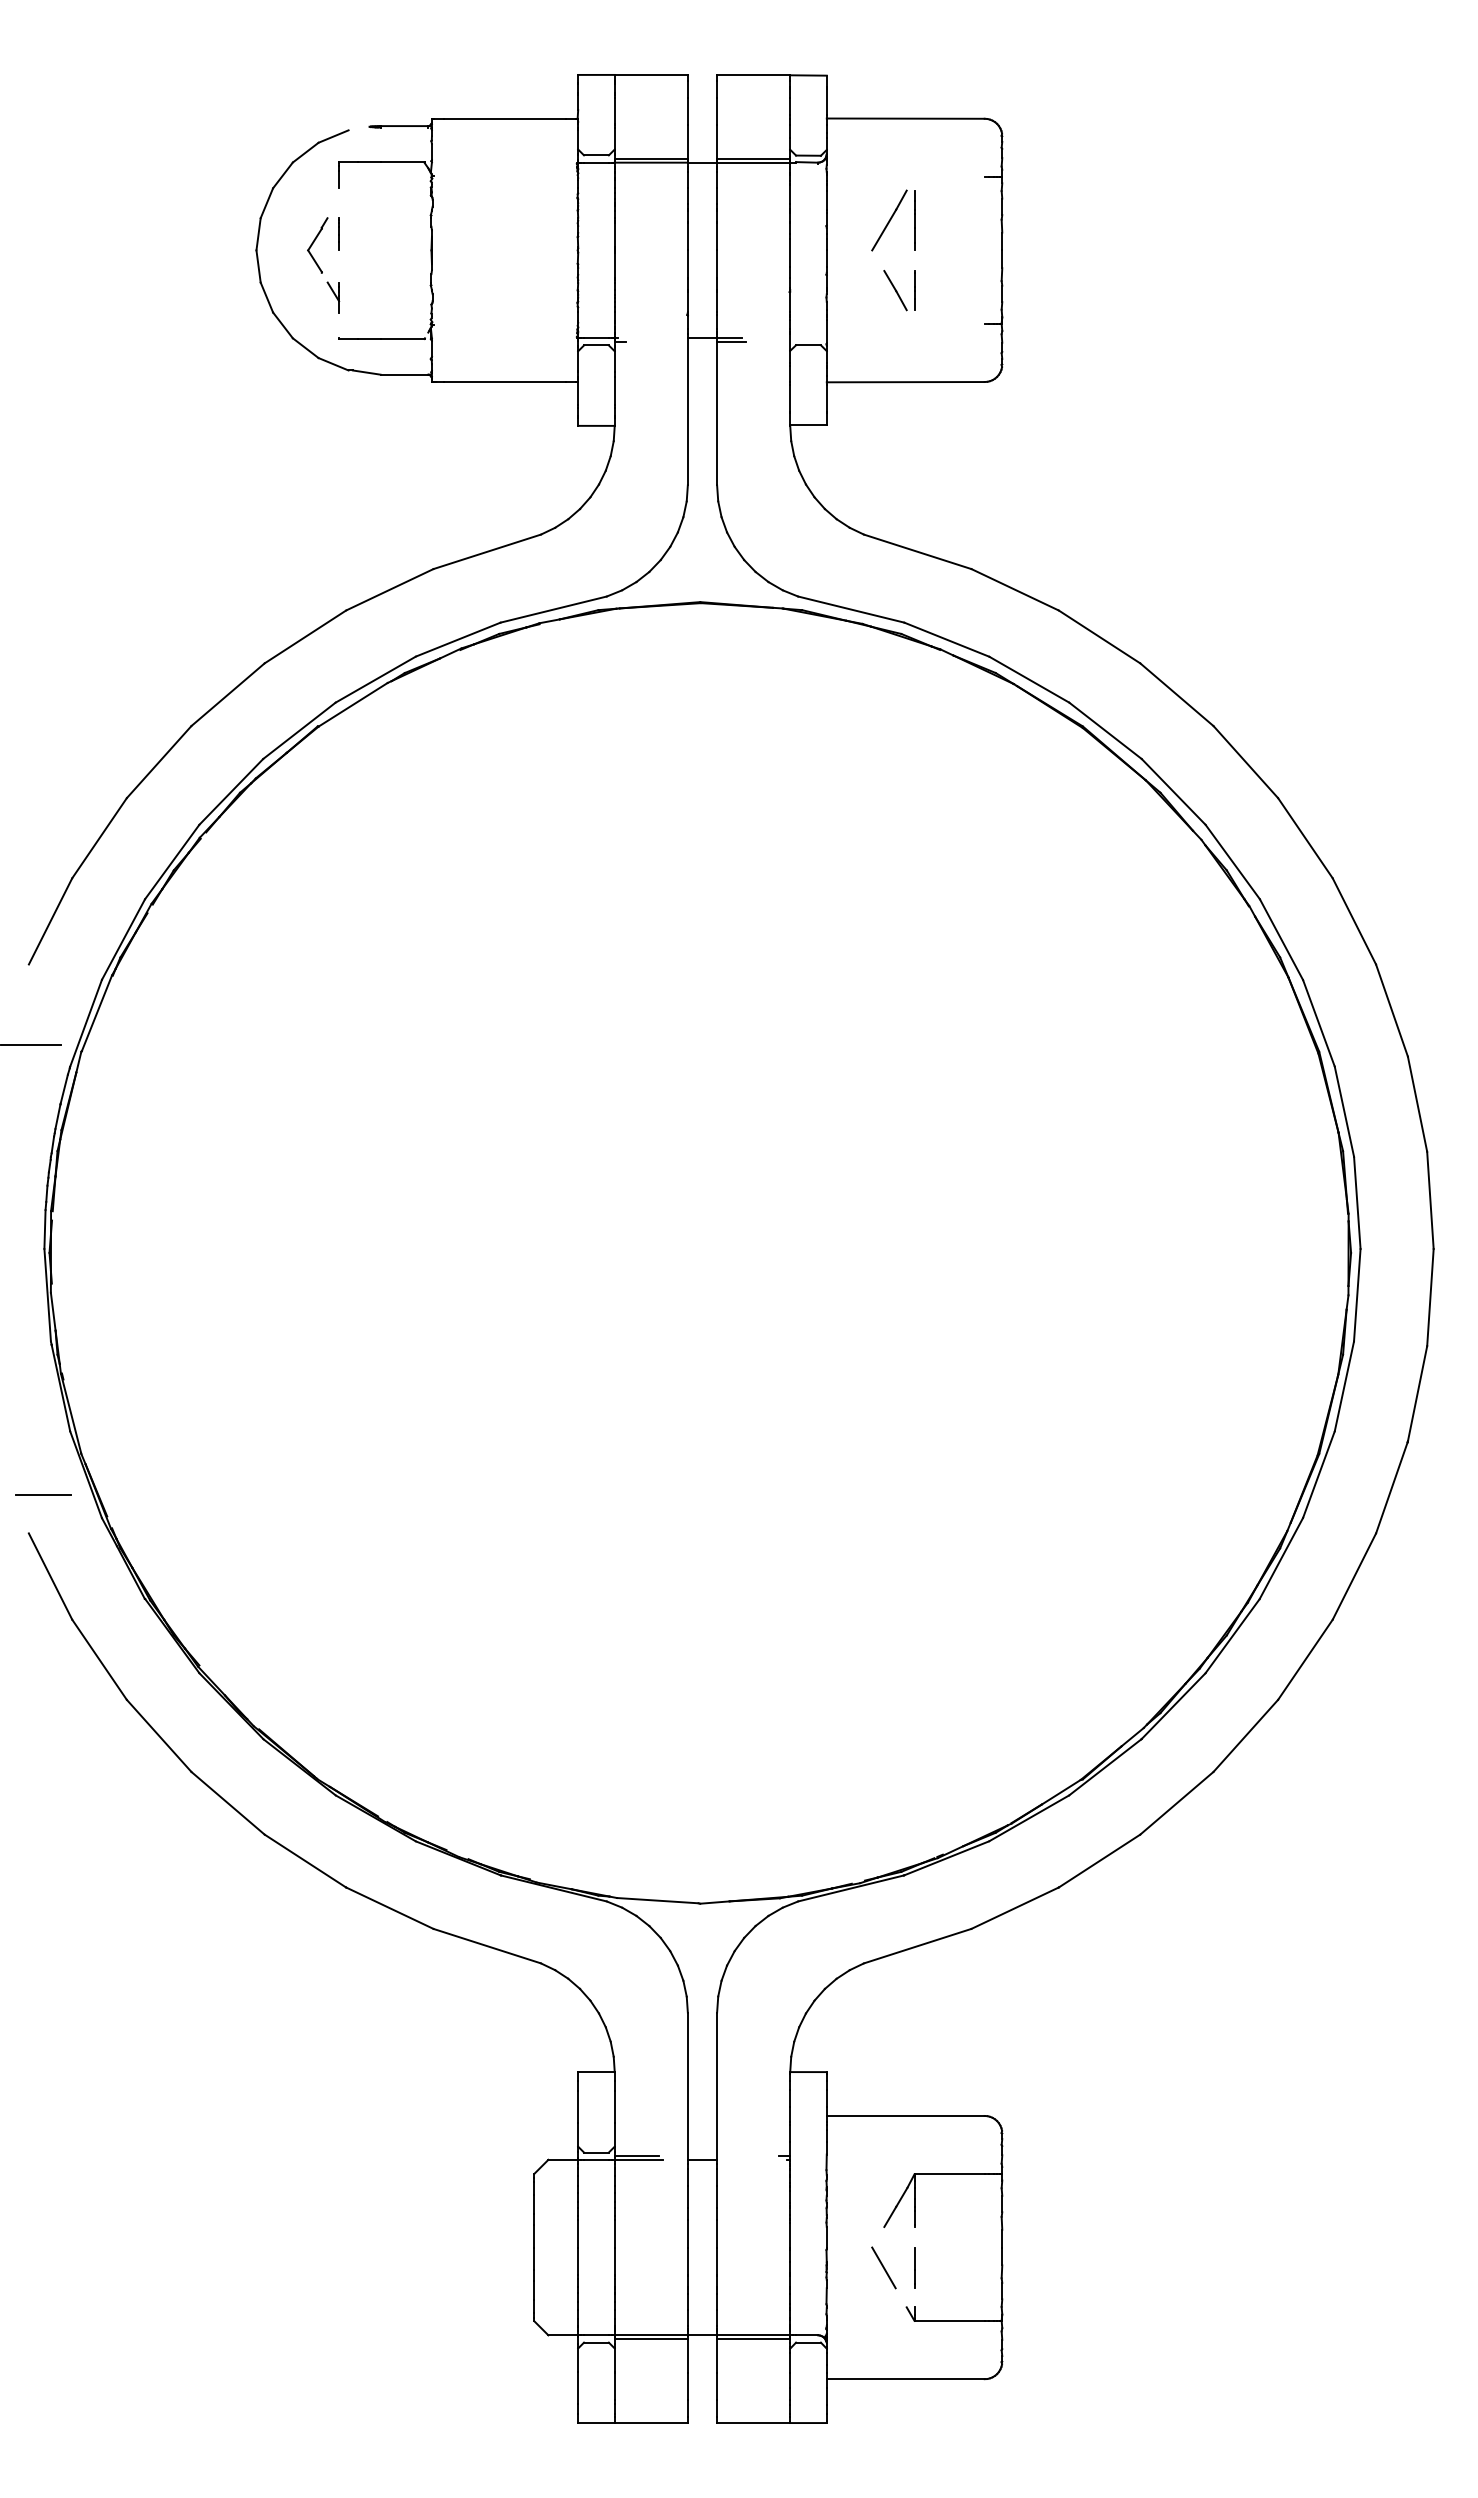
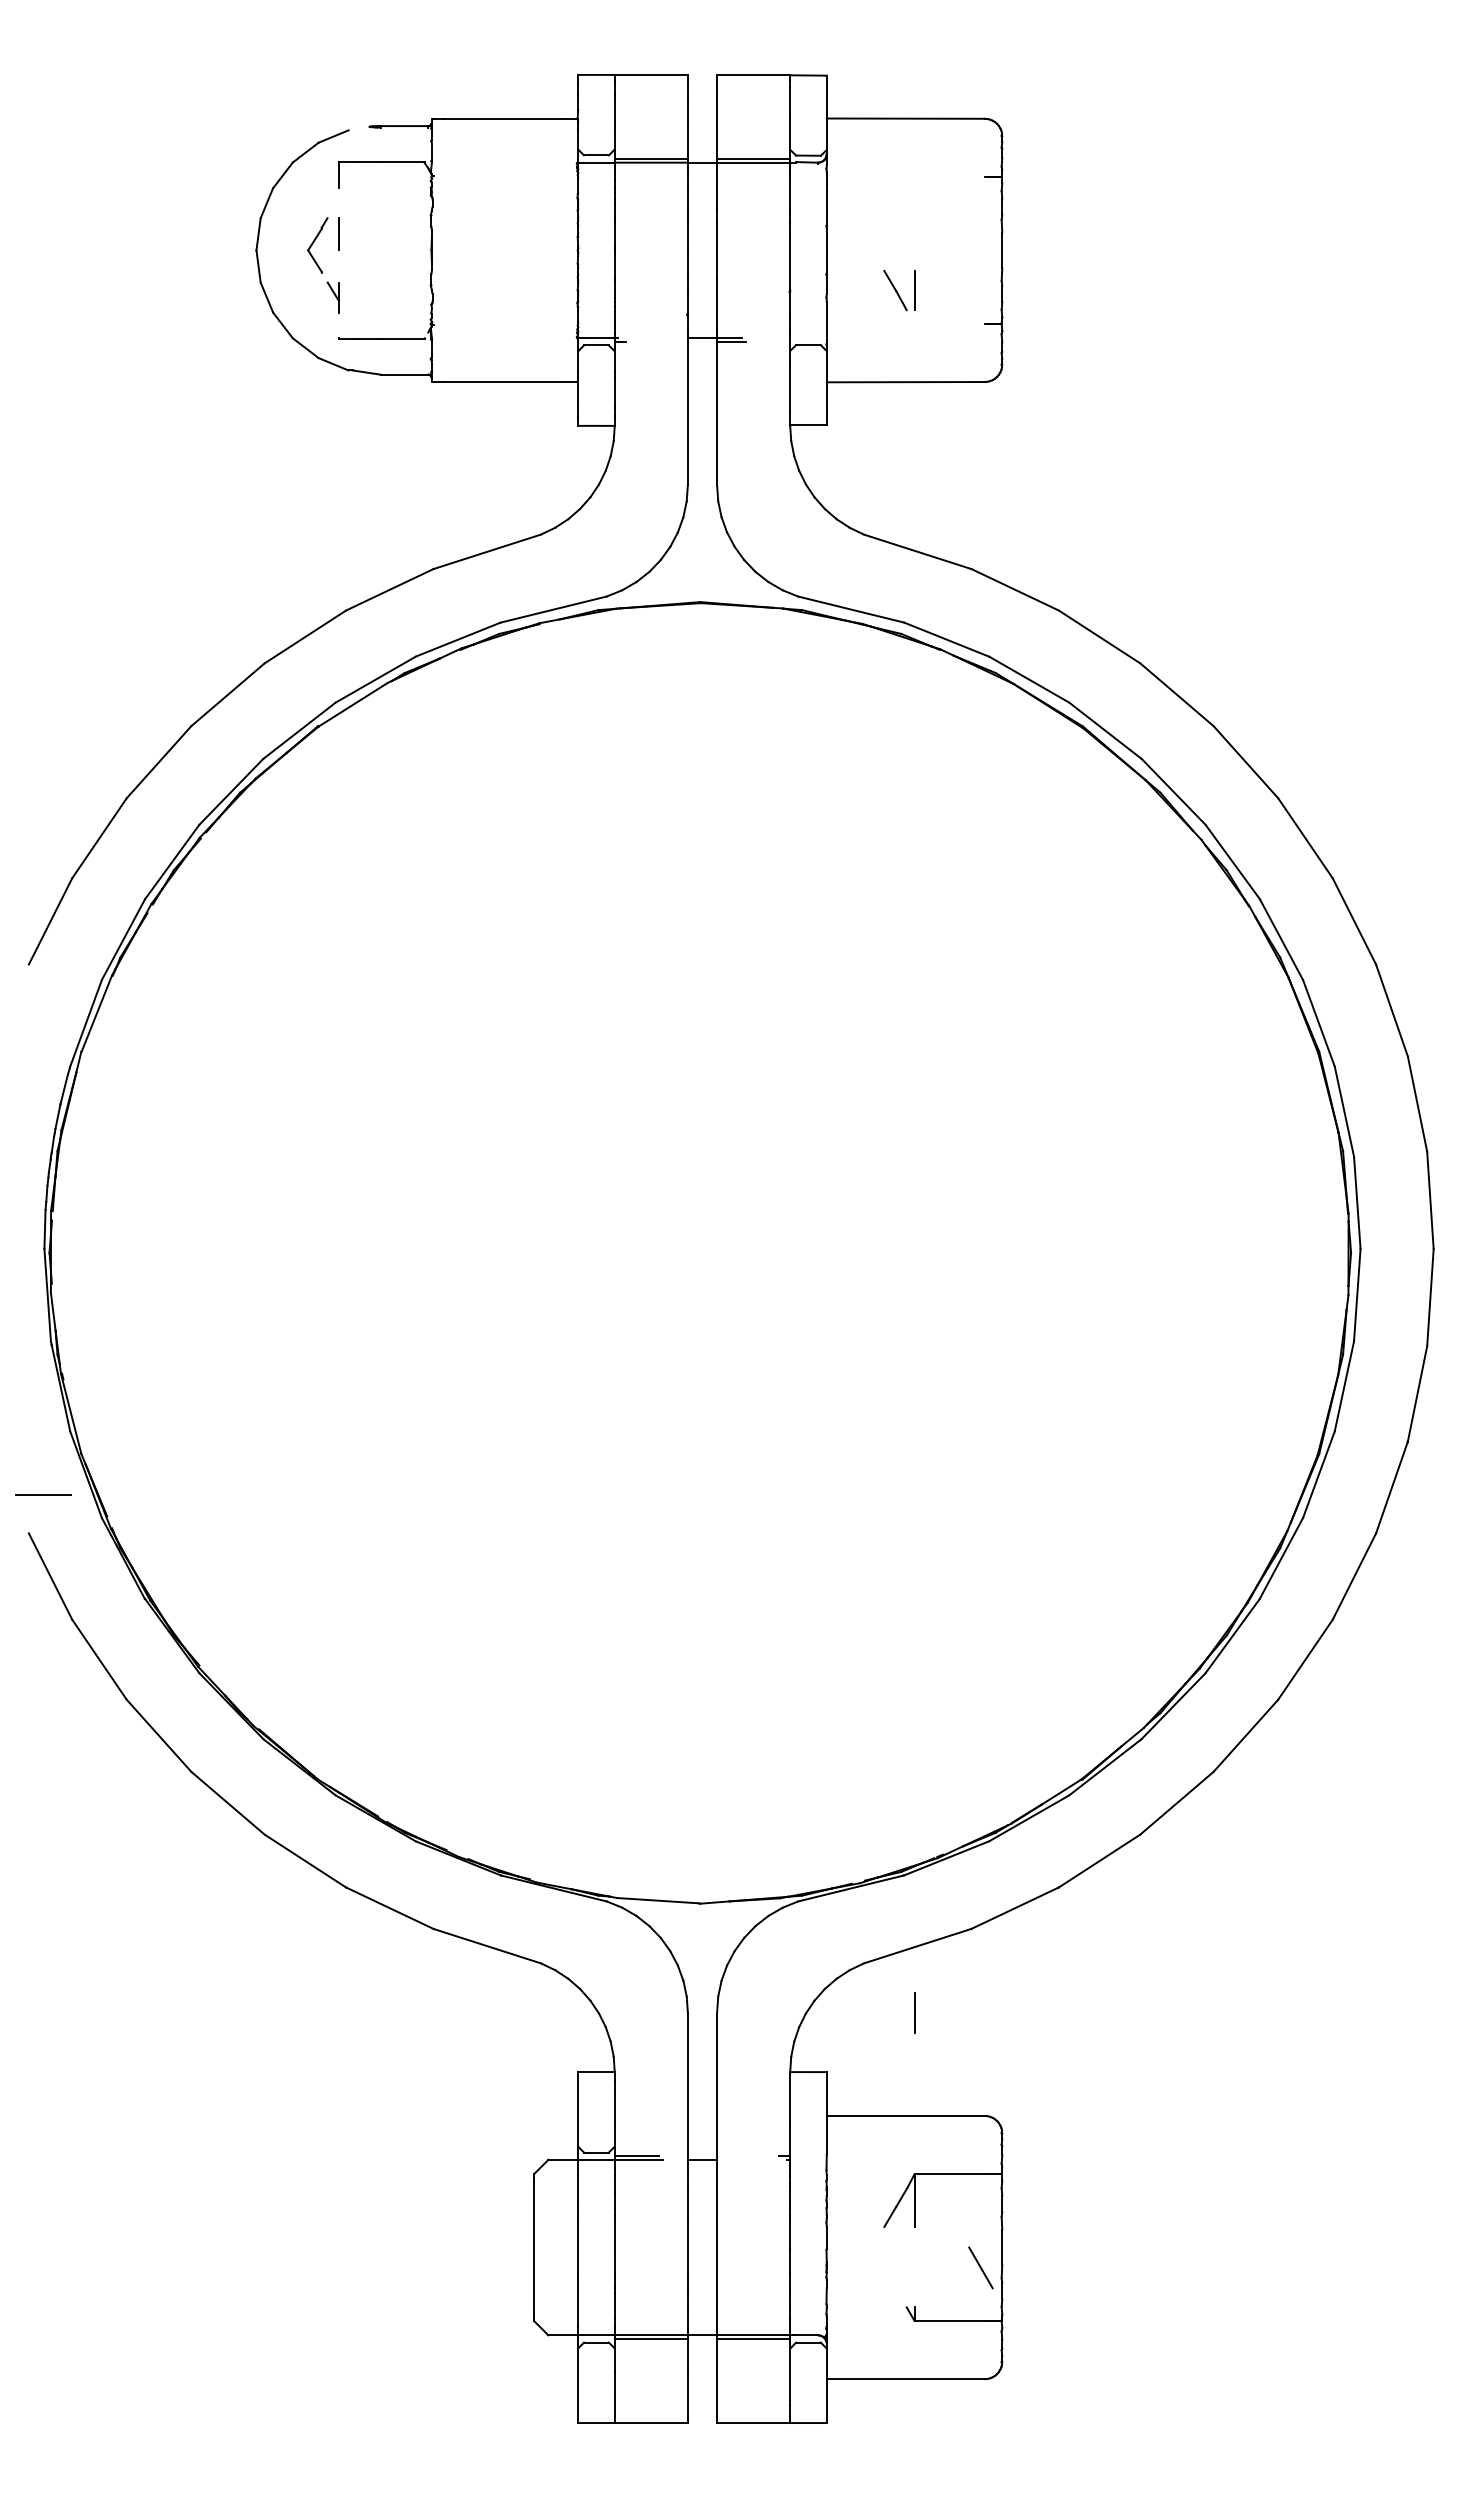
part: present -> none (893, 220)
line: present -> none (31, 1044)
line position: (883, 2267) -> (980, 2267) (980, 2267)
line position: (914, 2267) -> (914, 2012) (914, 2012)
